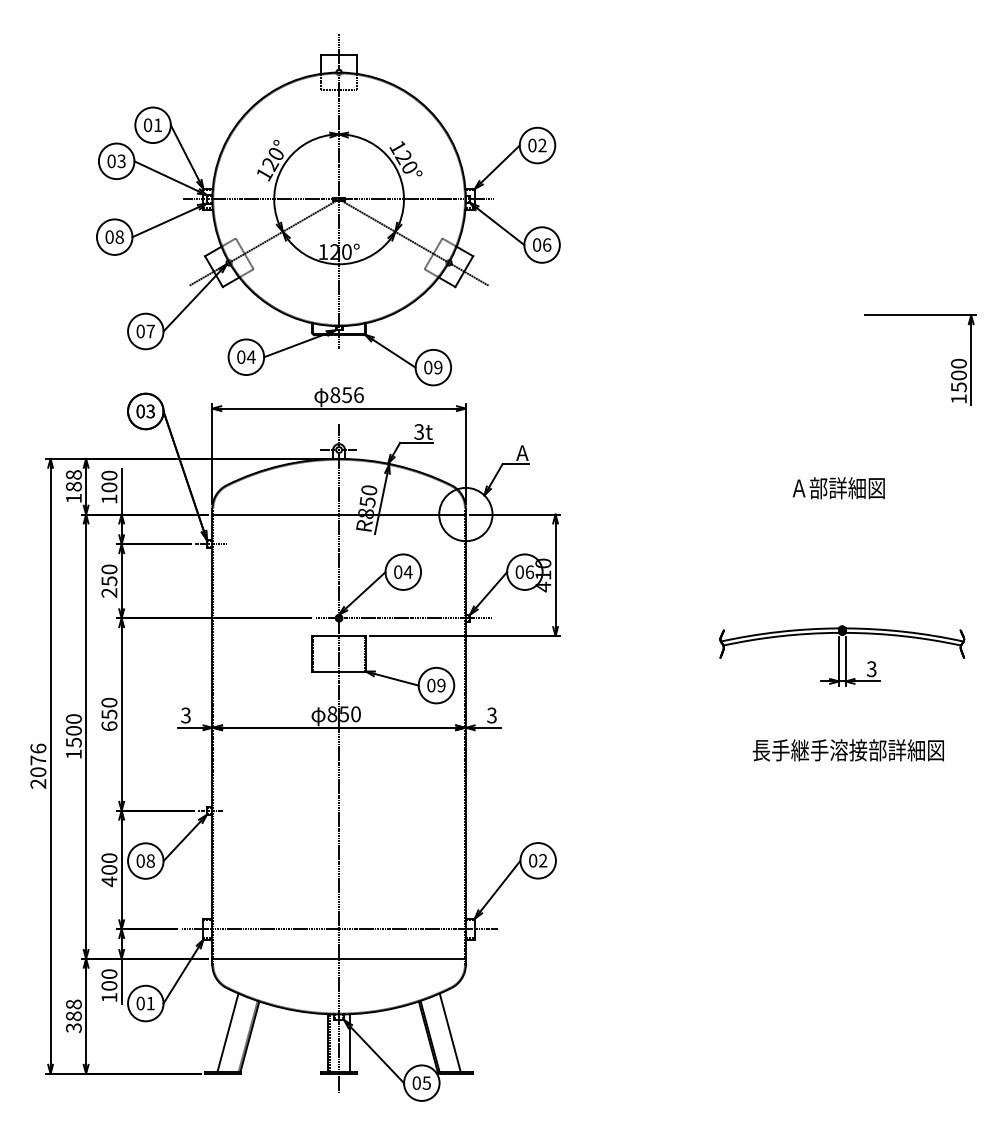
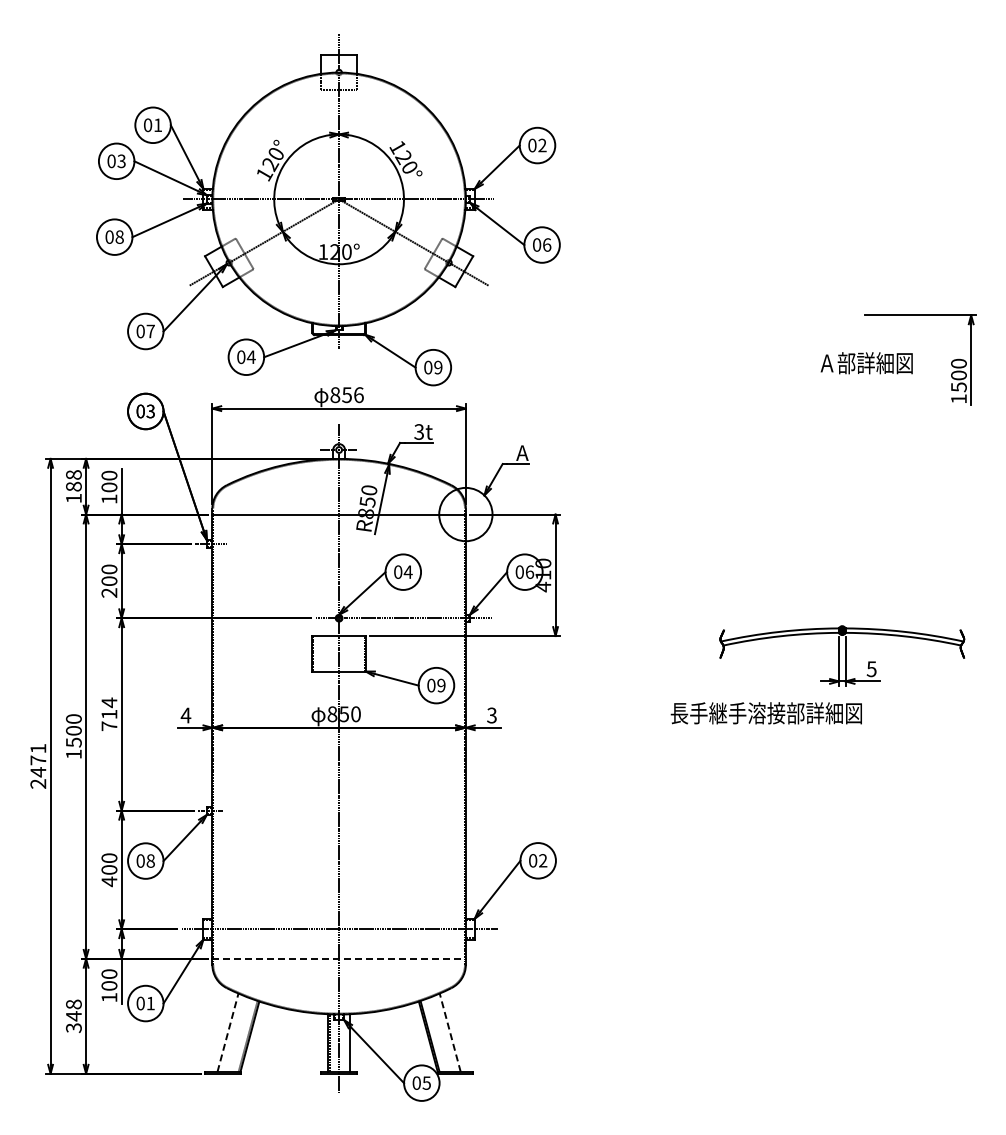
text position: (838, 488) -> (866, 363) (866, 363)
text: 250 -> 200 (109, 581)
text: 3 -> 5 (871, 668)
text: 650 -> 714 (109, 714)
text: 3 -> 4 (185, 715)
text position: (847, 750) -> (765, 713) (765, 713)
text: 2076 -> 2471 (38, 760)
line: solid -> dashed (339, 958)
text: 388 -> 348 (73, 1016)
line: solid -> dashed (228, 1032)
line: solid -> dashed (450, 1032)
